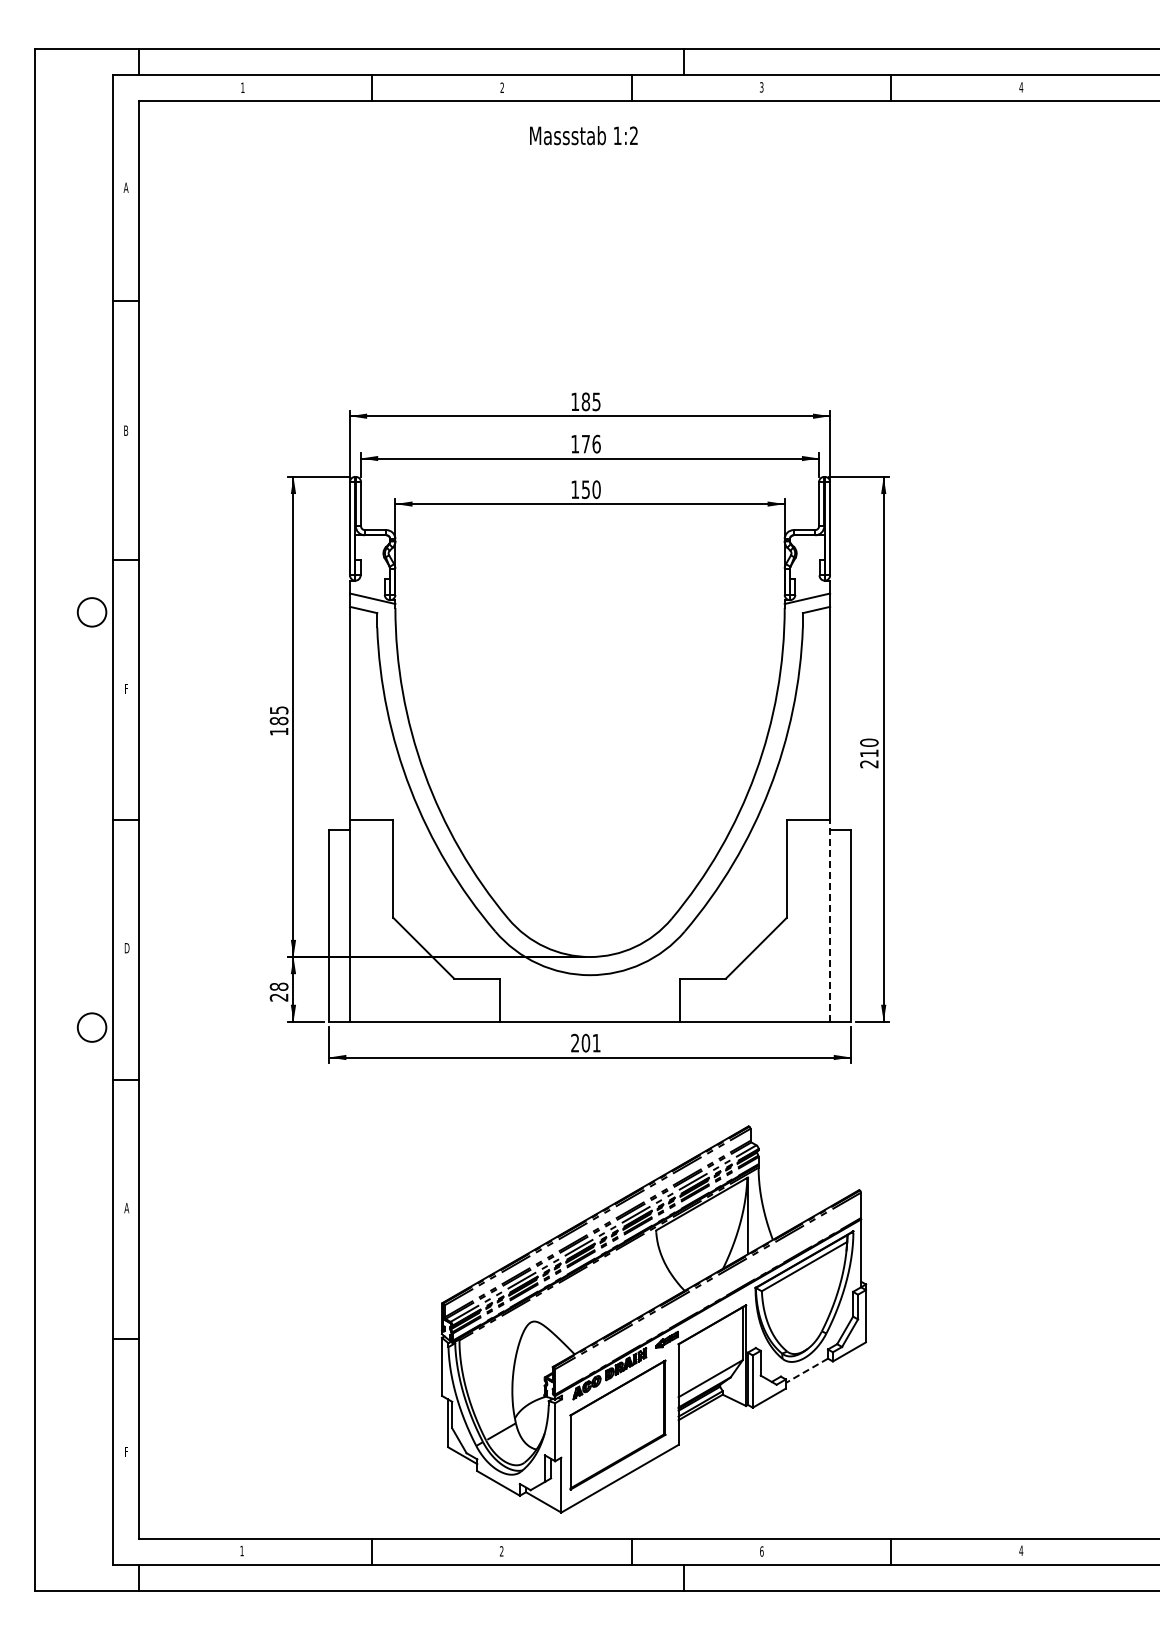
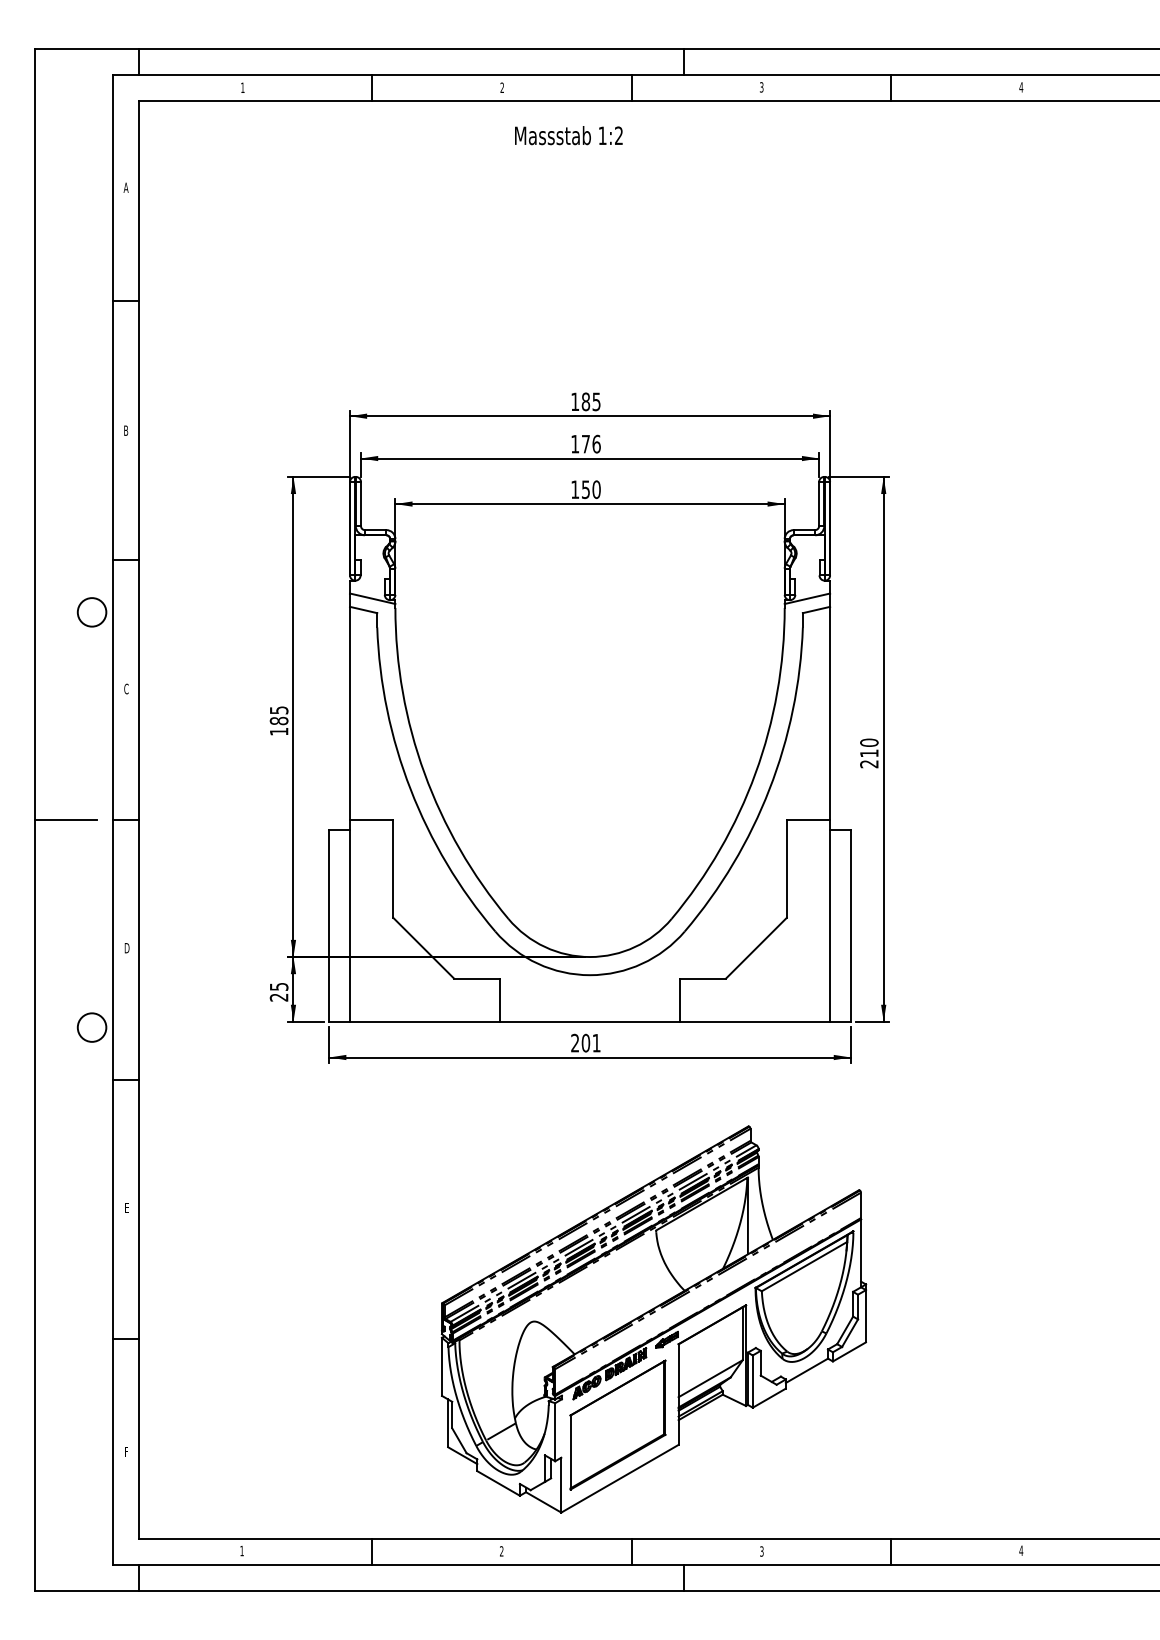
text position: (583, 135) -> (568, 135) (568, 135)
text: F -> C (126, 688)
line: none -> present (65, 820)
line: dashed -> solid (830, 921)
text: 28 -> 25 (278, 986)
text: A -> E (126, 1208)
line: dashed -> solid (806, 1371)
text: 6 -> 3 (761, 1551)
